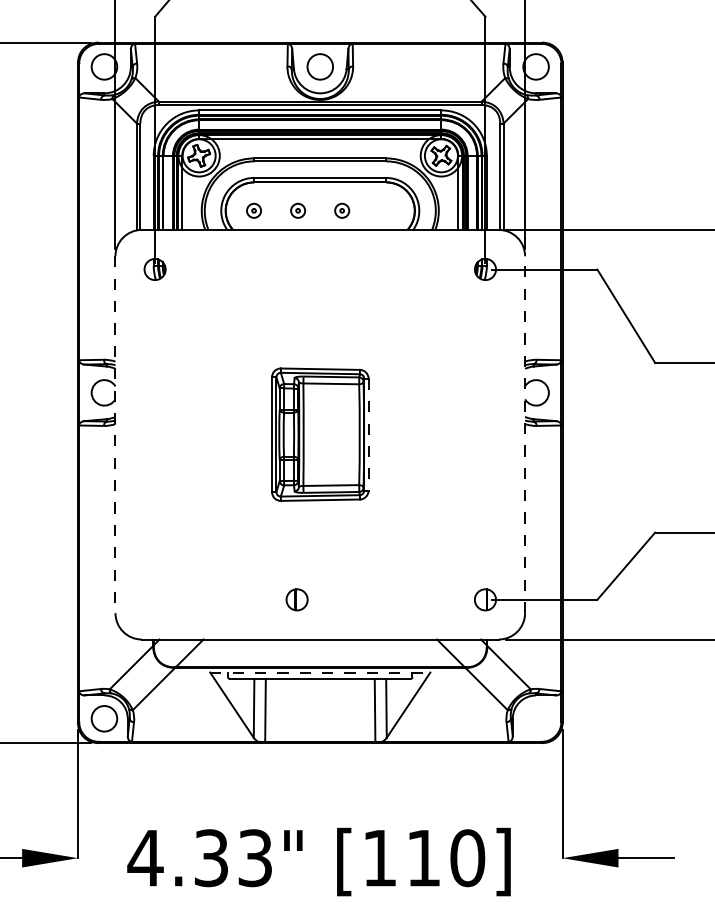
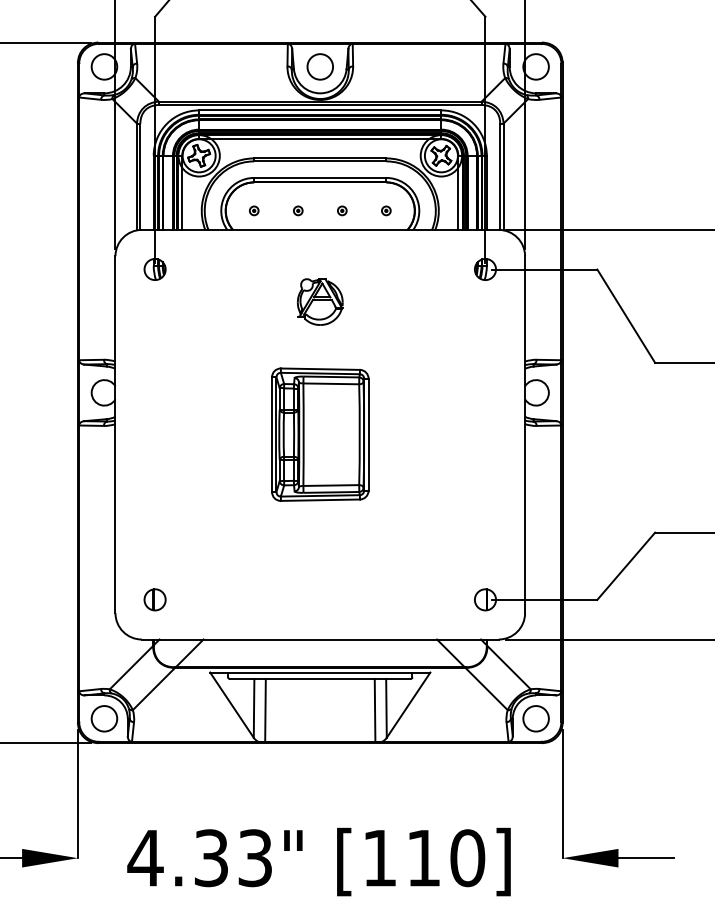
part size: 16x17 px -> 11x12 px (254, 210)
part size: 16x17 px -> 11x12 px (298, 210)
part size: 17x17 px -> 11x12 px (342, 210)
part: none -> present (386, 210)
part: none -> present (320, 301)
line: dashed -> solid (368, 434)
line: dashed -> solid (525, 434)
line: dashed -> solid (115, 435)
part position: (296, 599) -> (154, 599) (154, 599)
line: dashed -> solid (320, 672)
circle: none -> present (535, 718)
